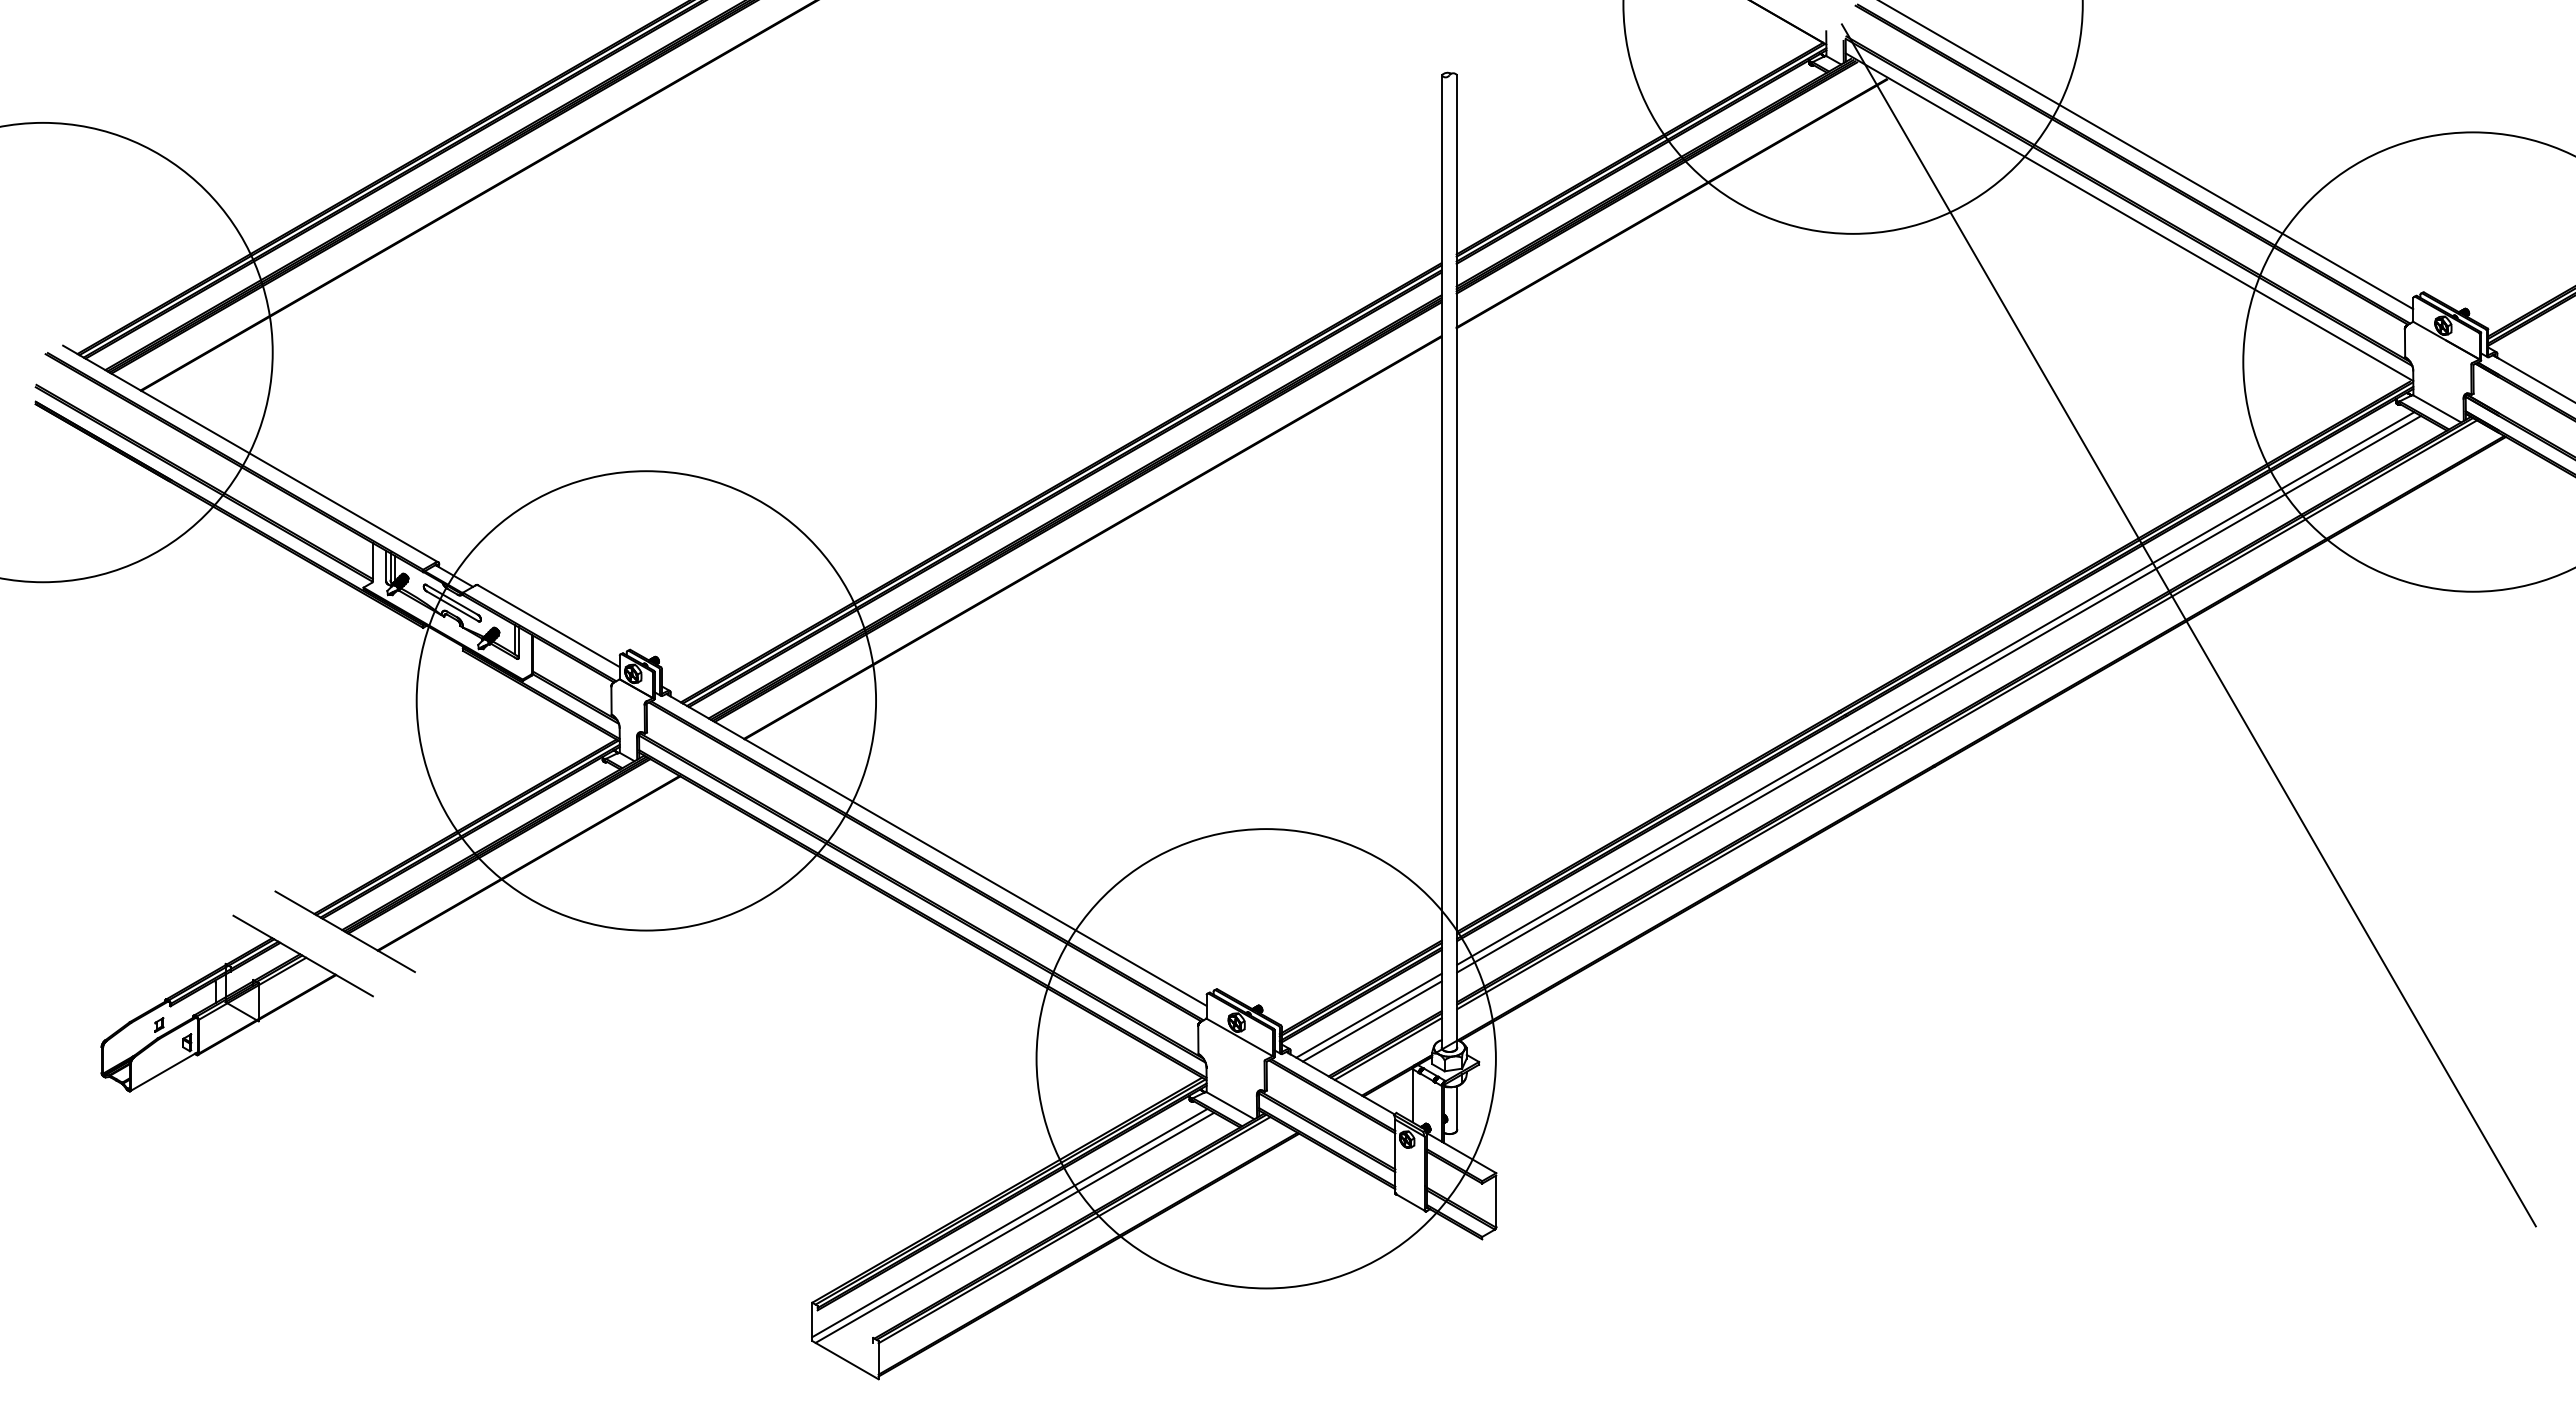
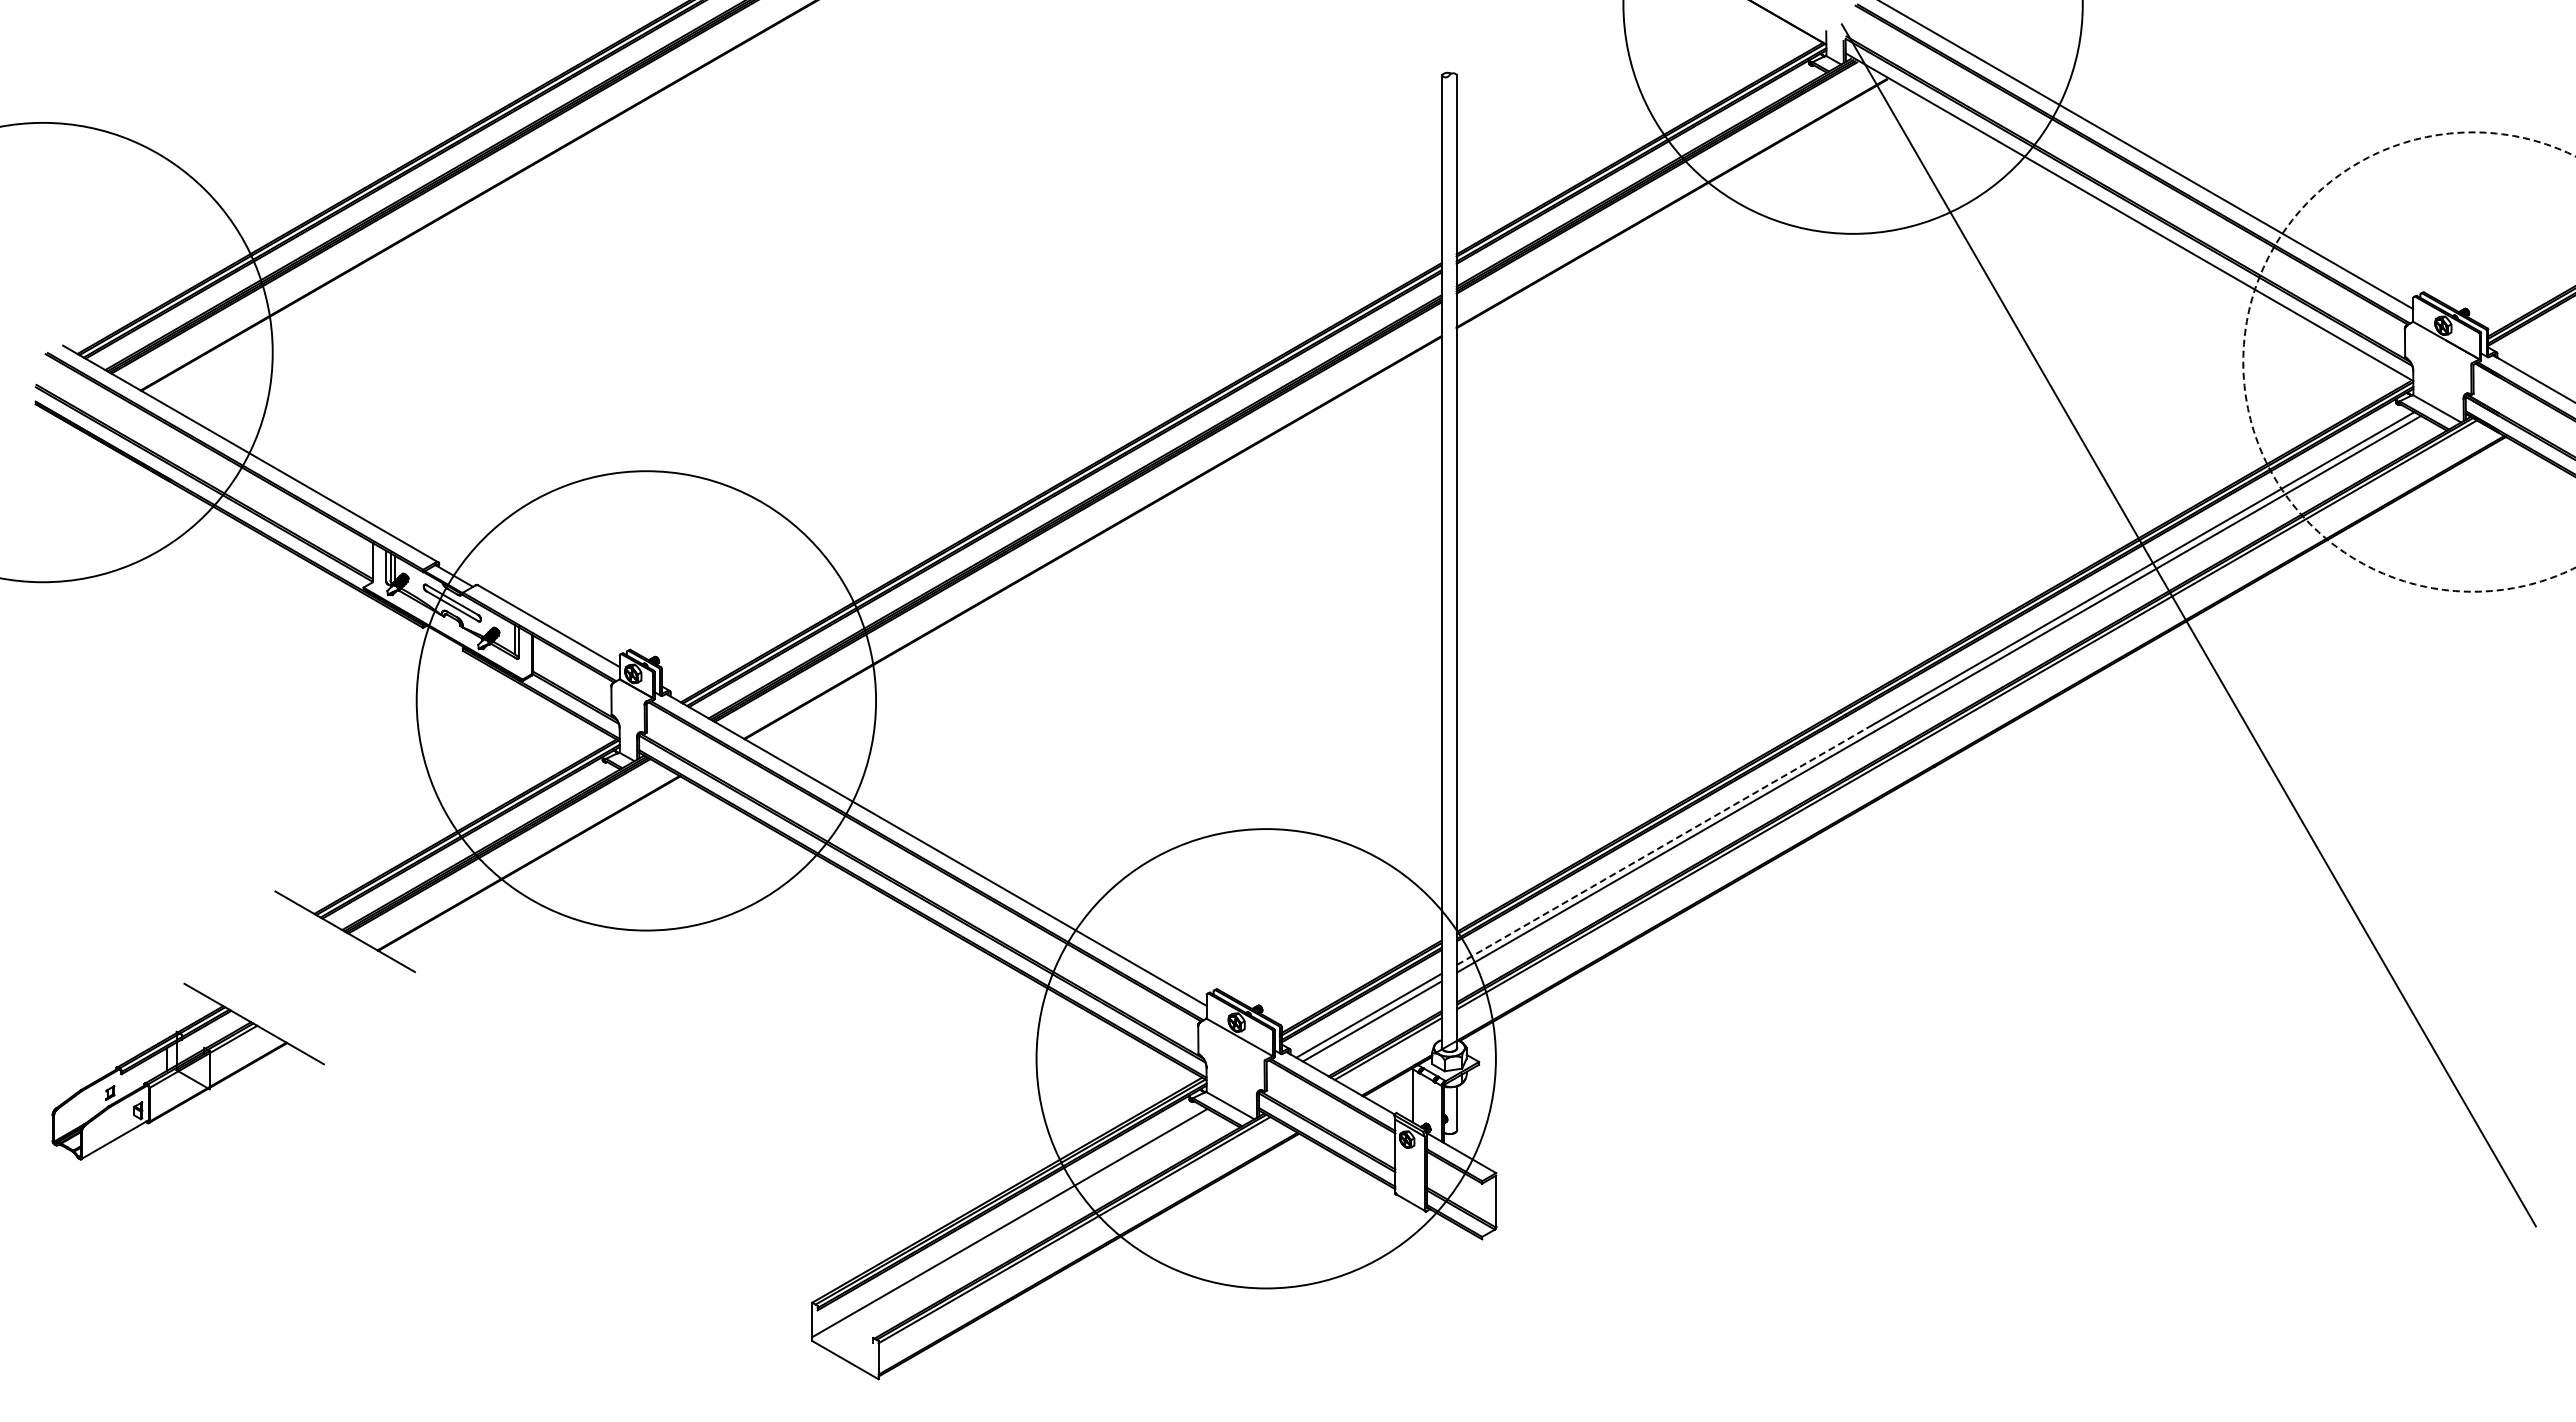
circle: solid -> dashed (2409, 361)
line: solid -> dashed (1662, 846)
part position: (236, 1003) -> (187, 1071) (187, 1071)
line: present -> none (1014, 1227)
